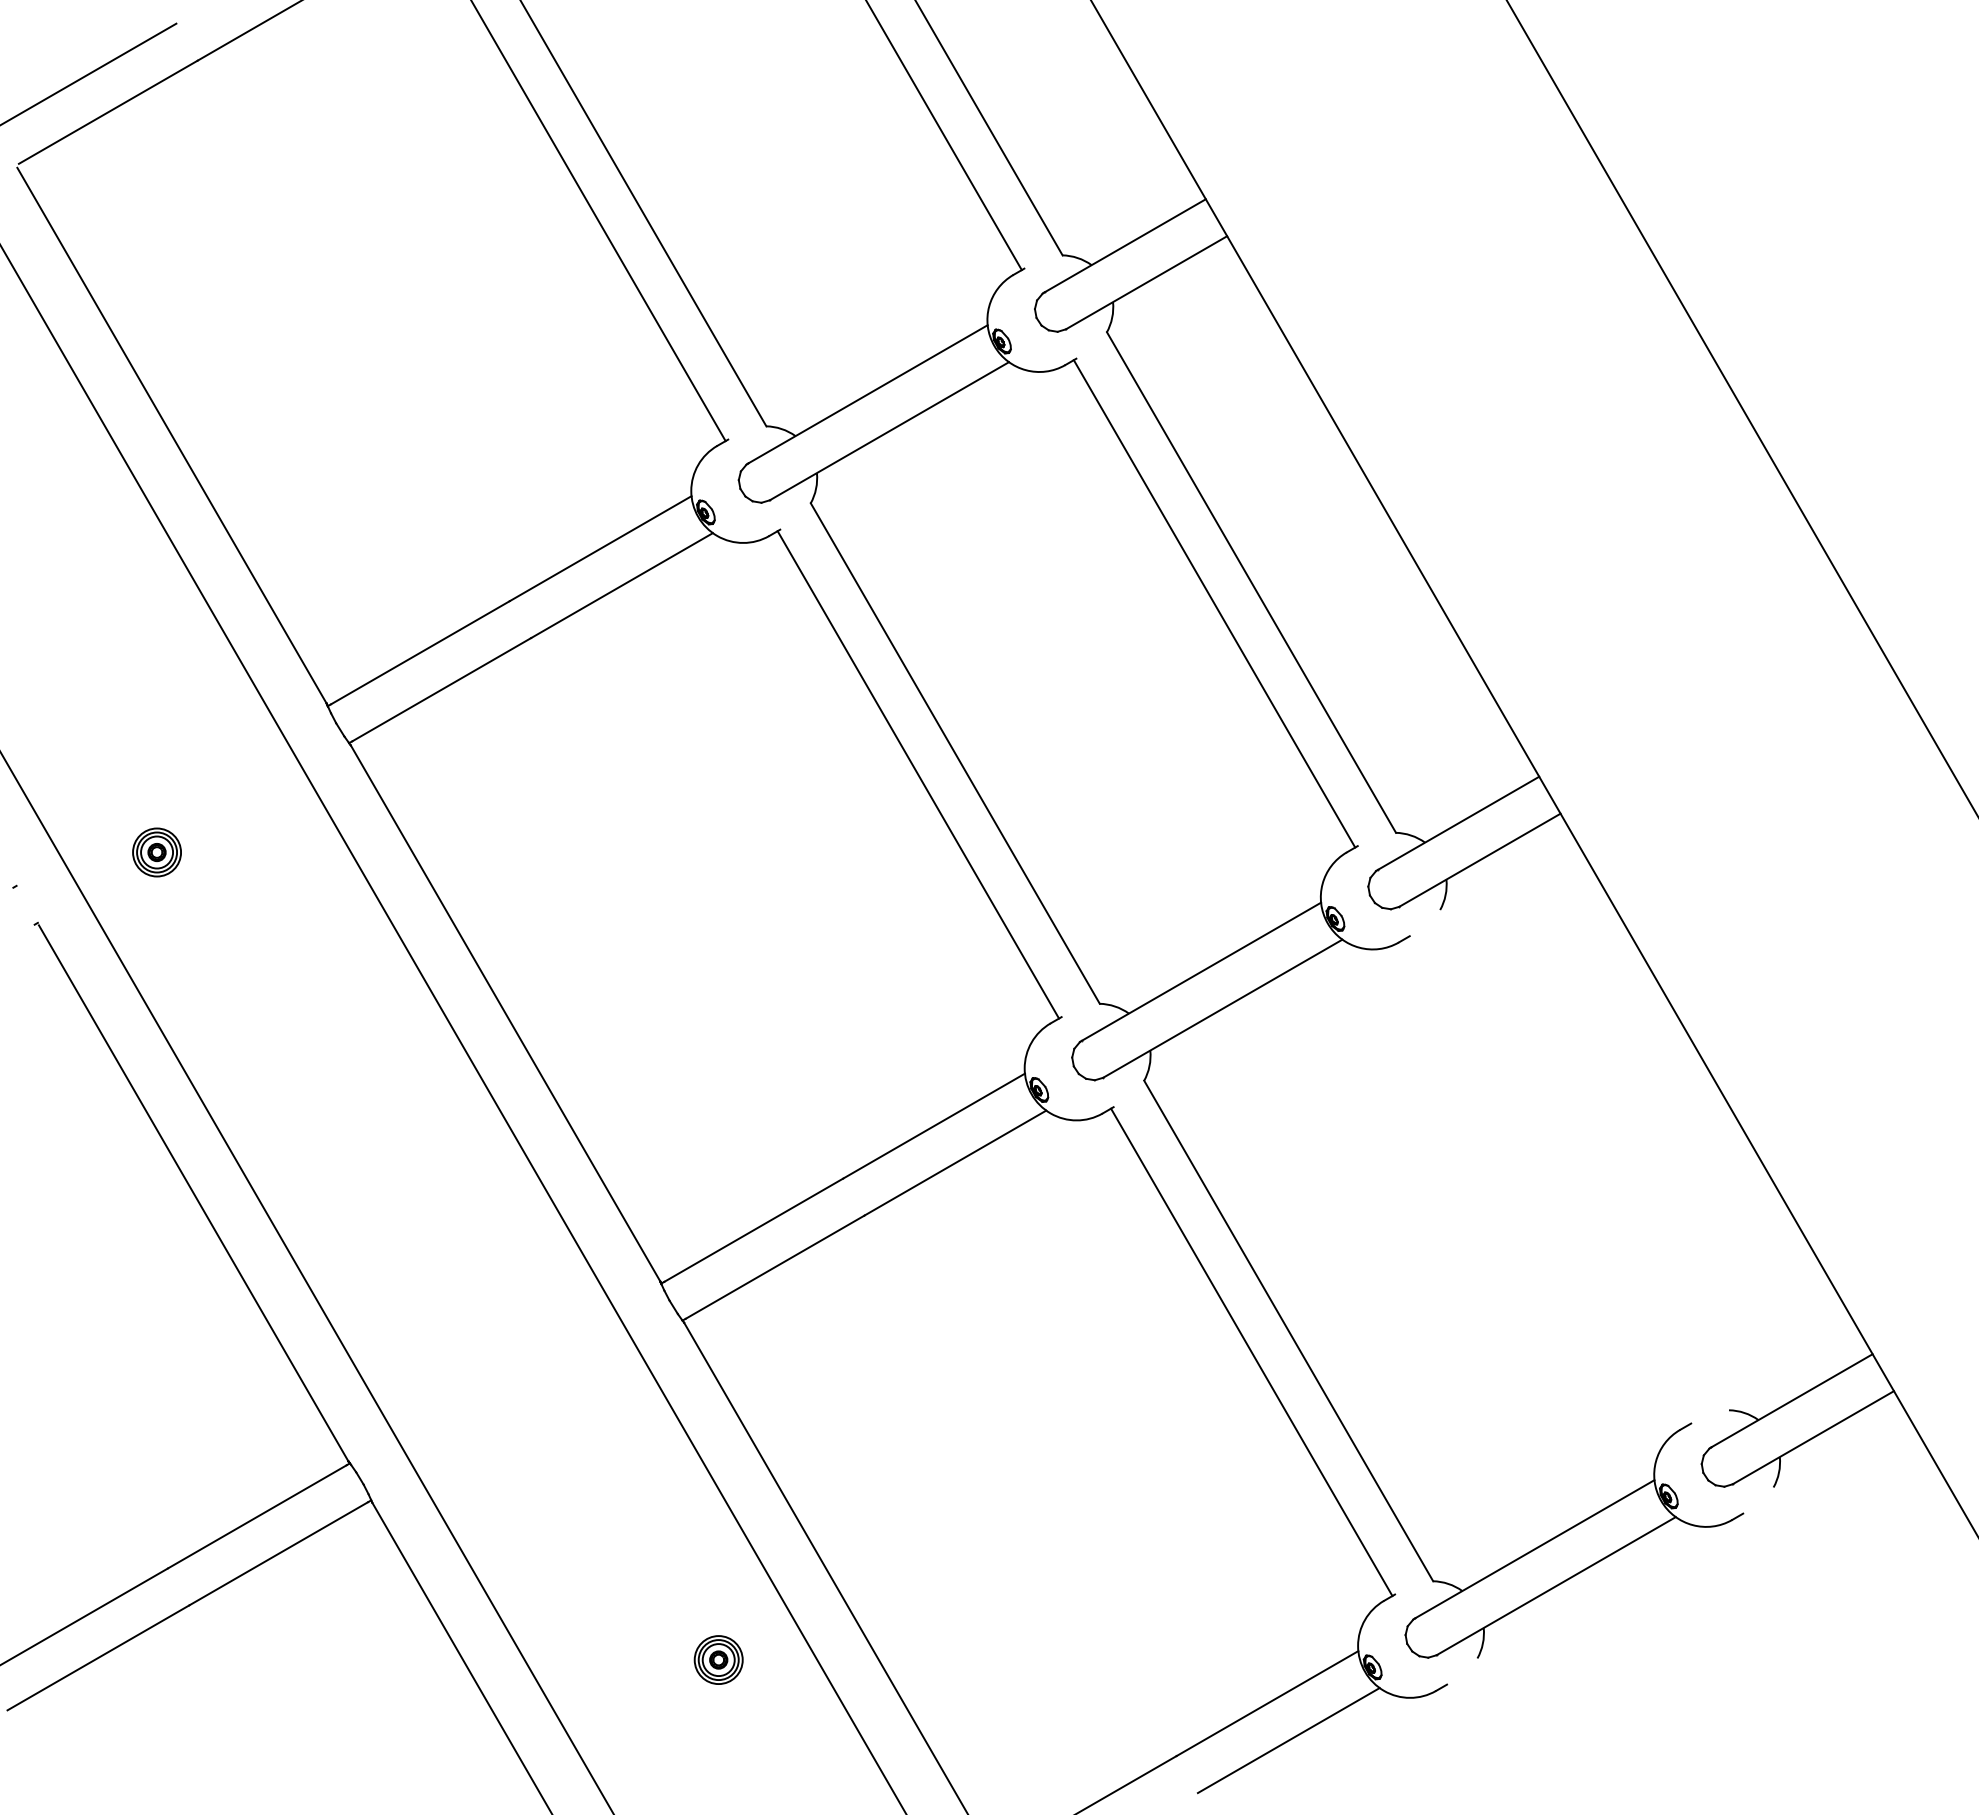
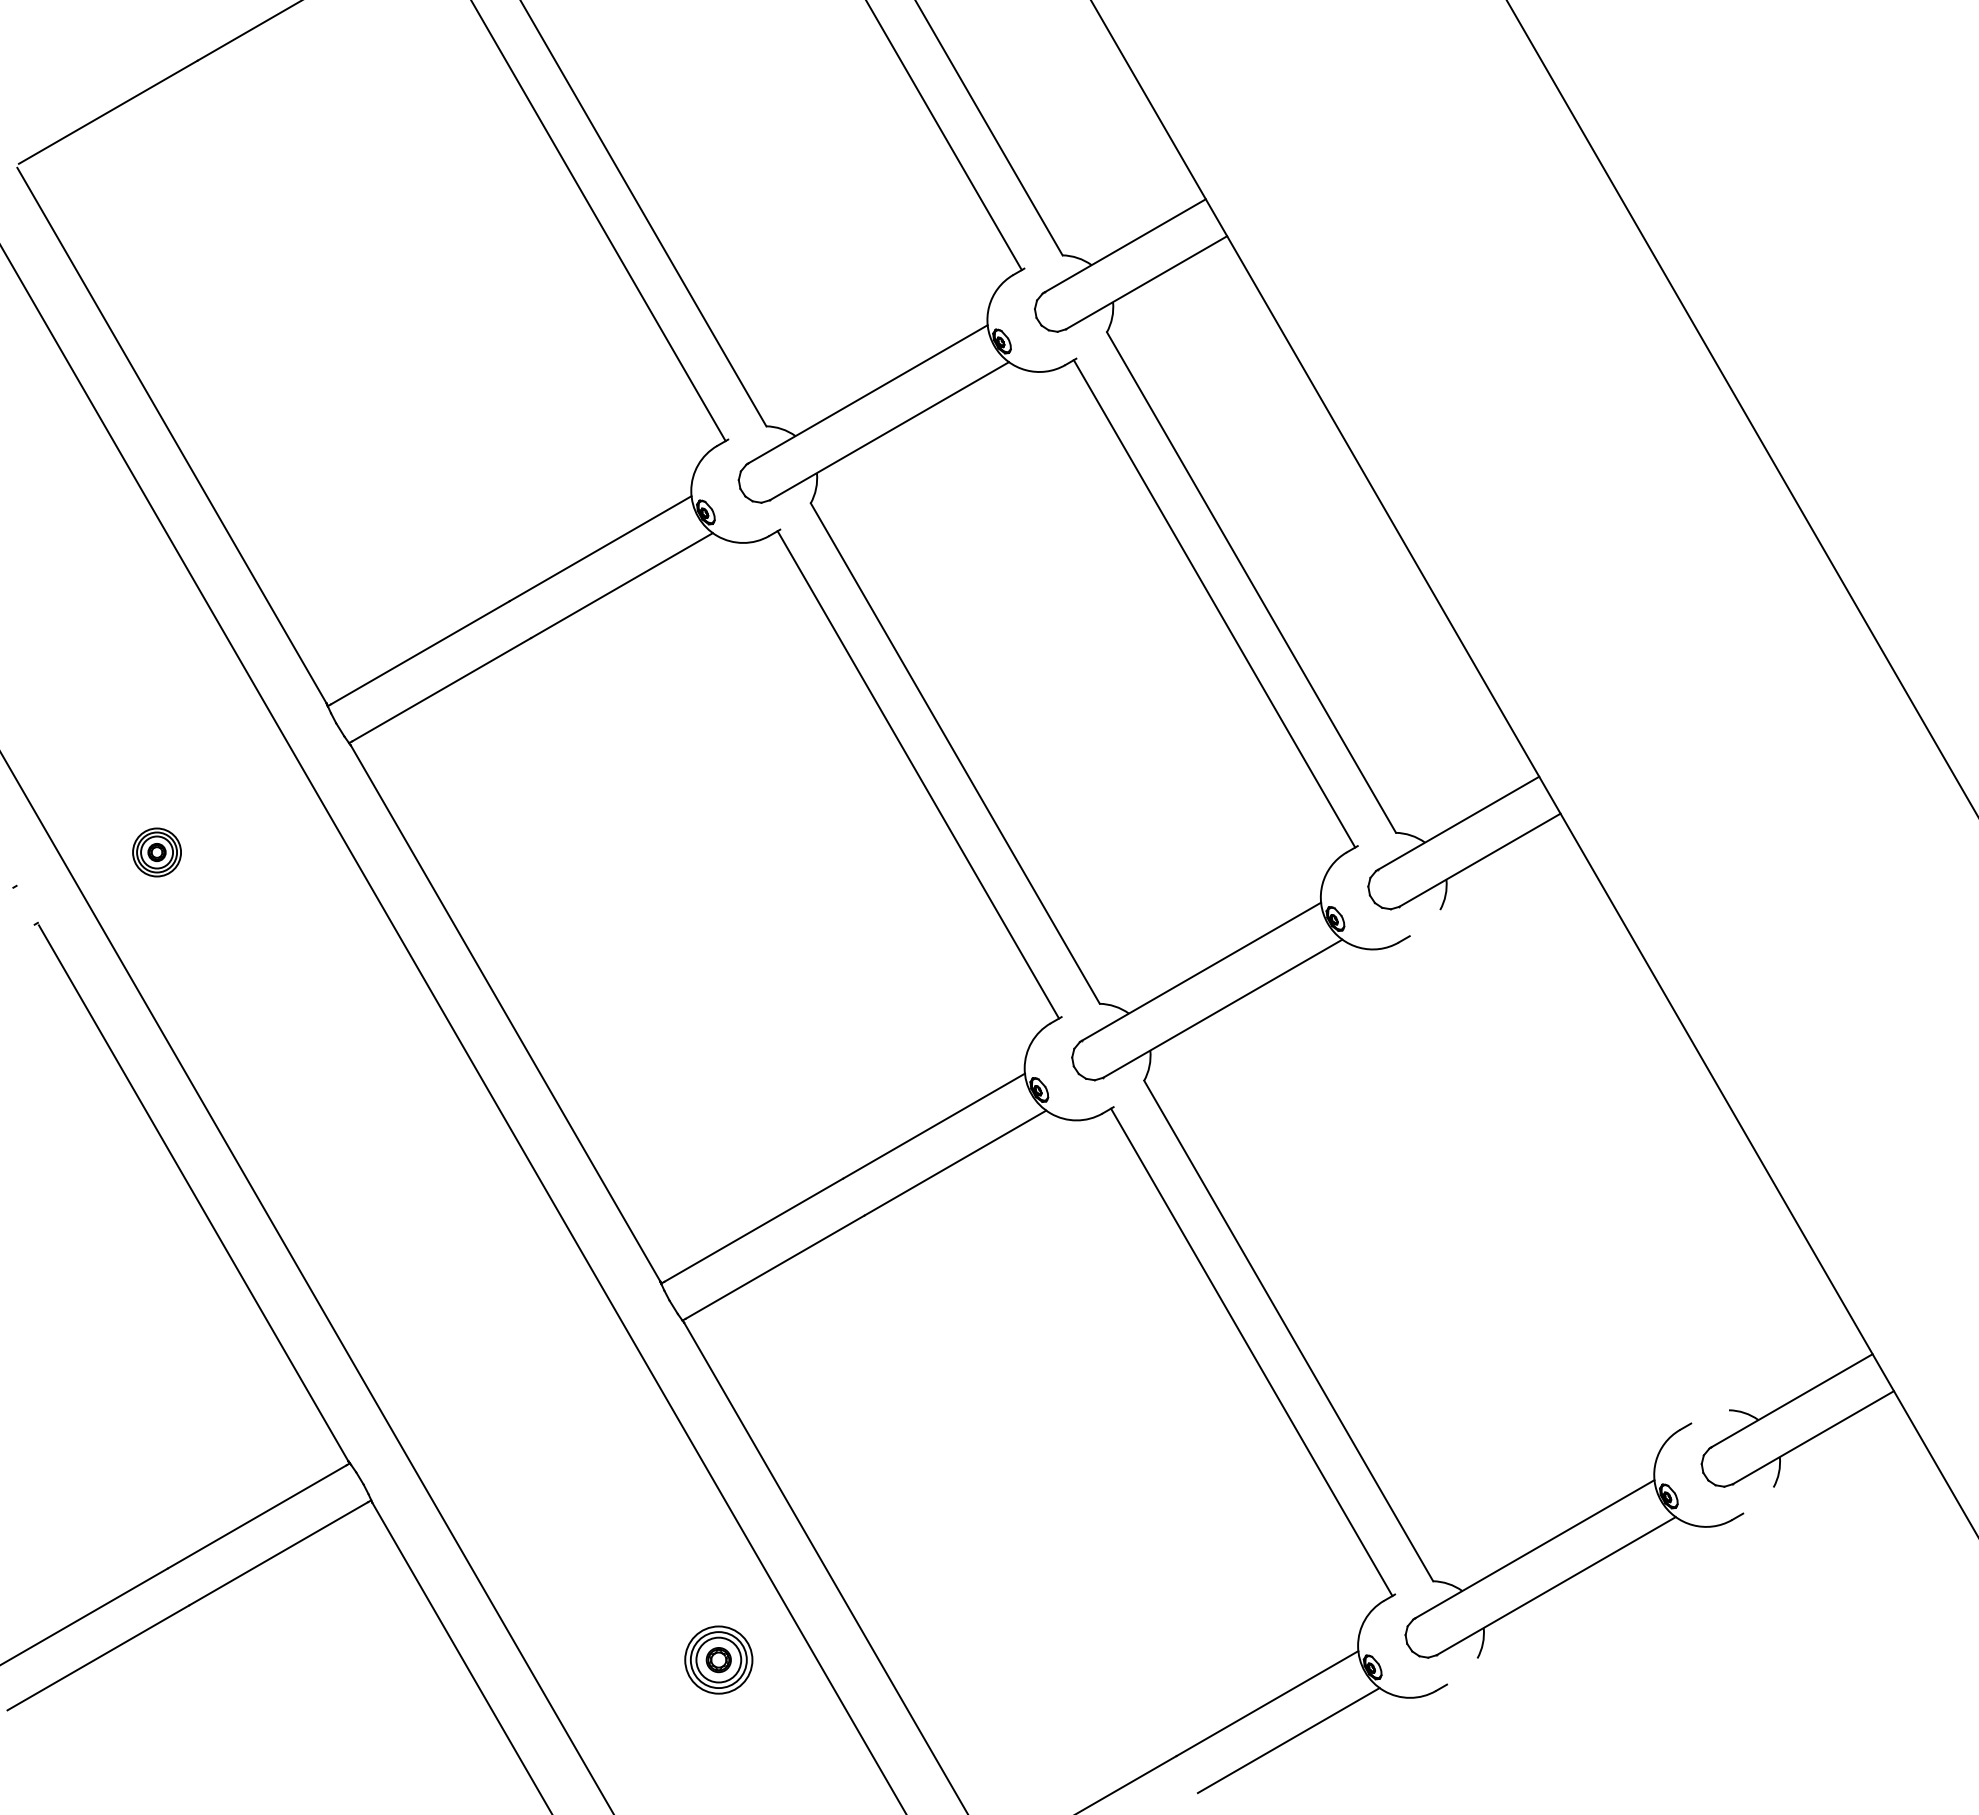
line: present -> none (89, 73)
part size: 51x50 px -> 70x70 px (718, 1659)
